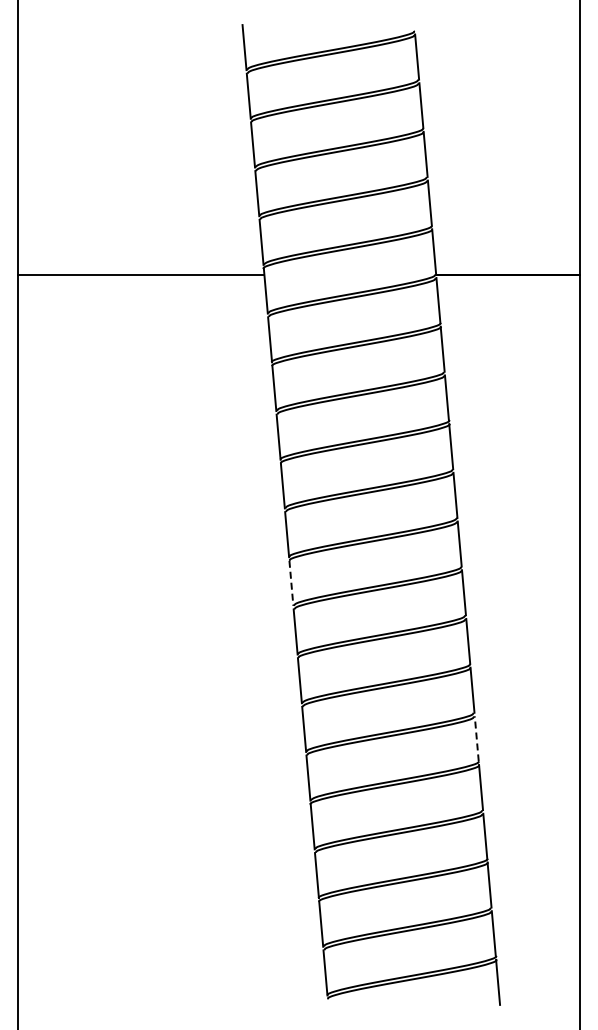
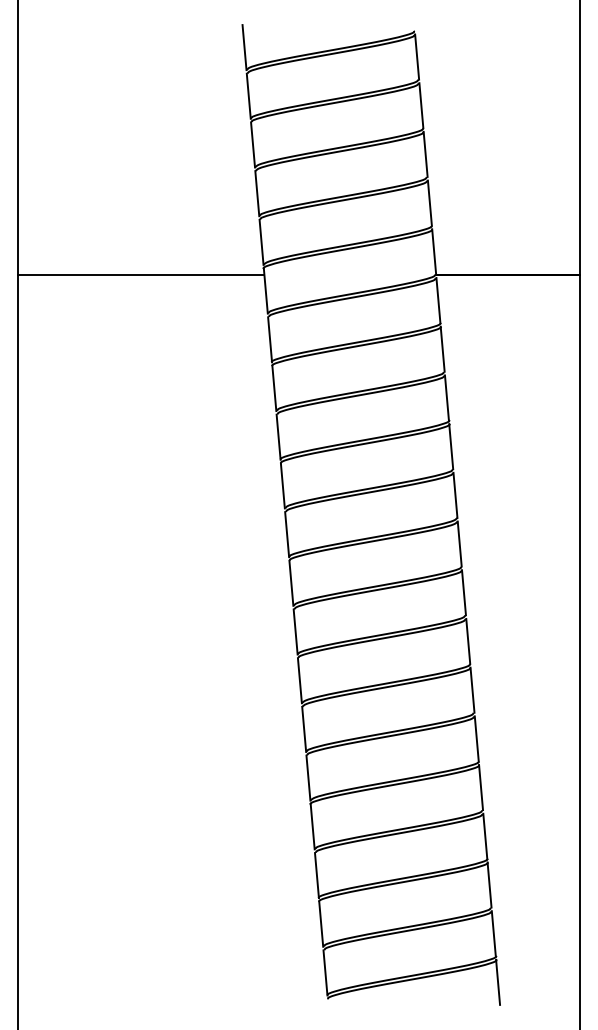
line: dashed -> solid (291, 583)
line: dashed -> solid (476, 738)
